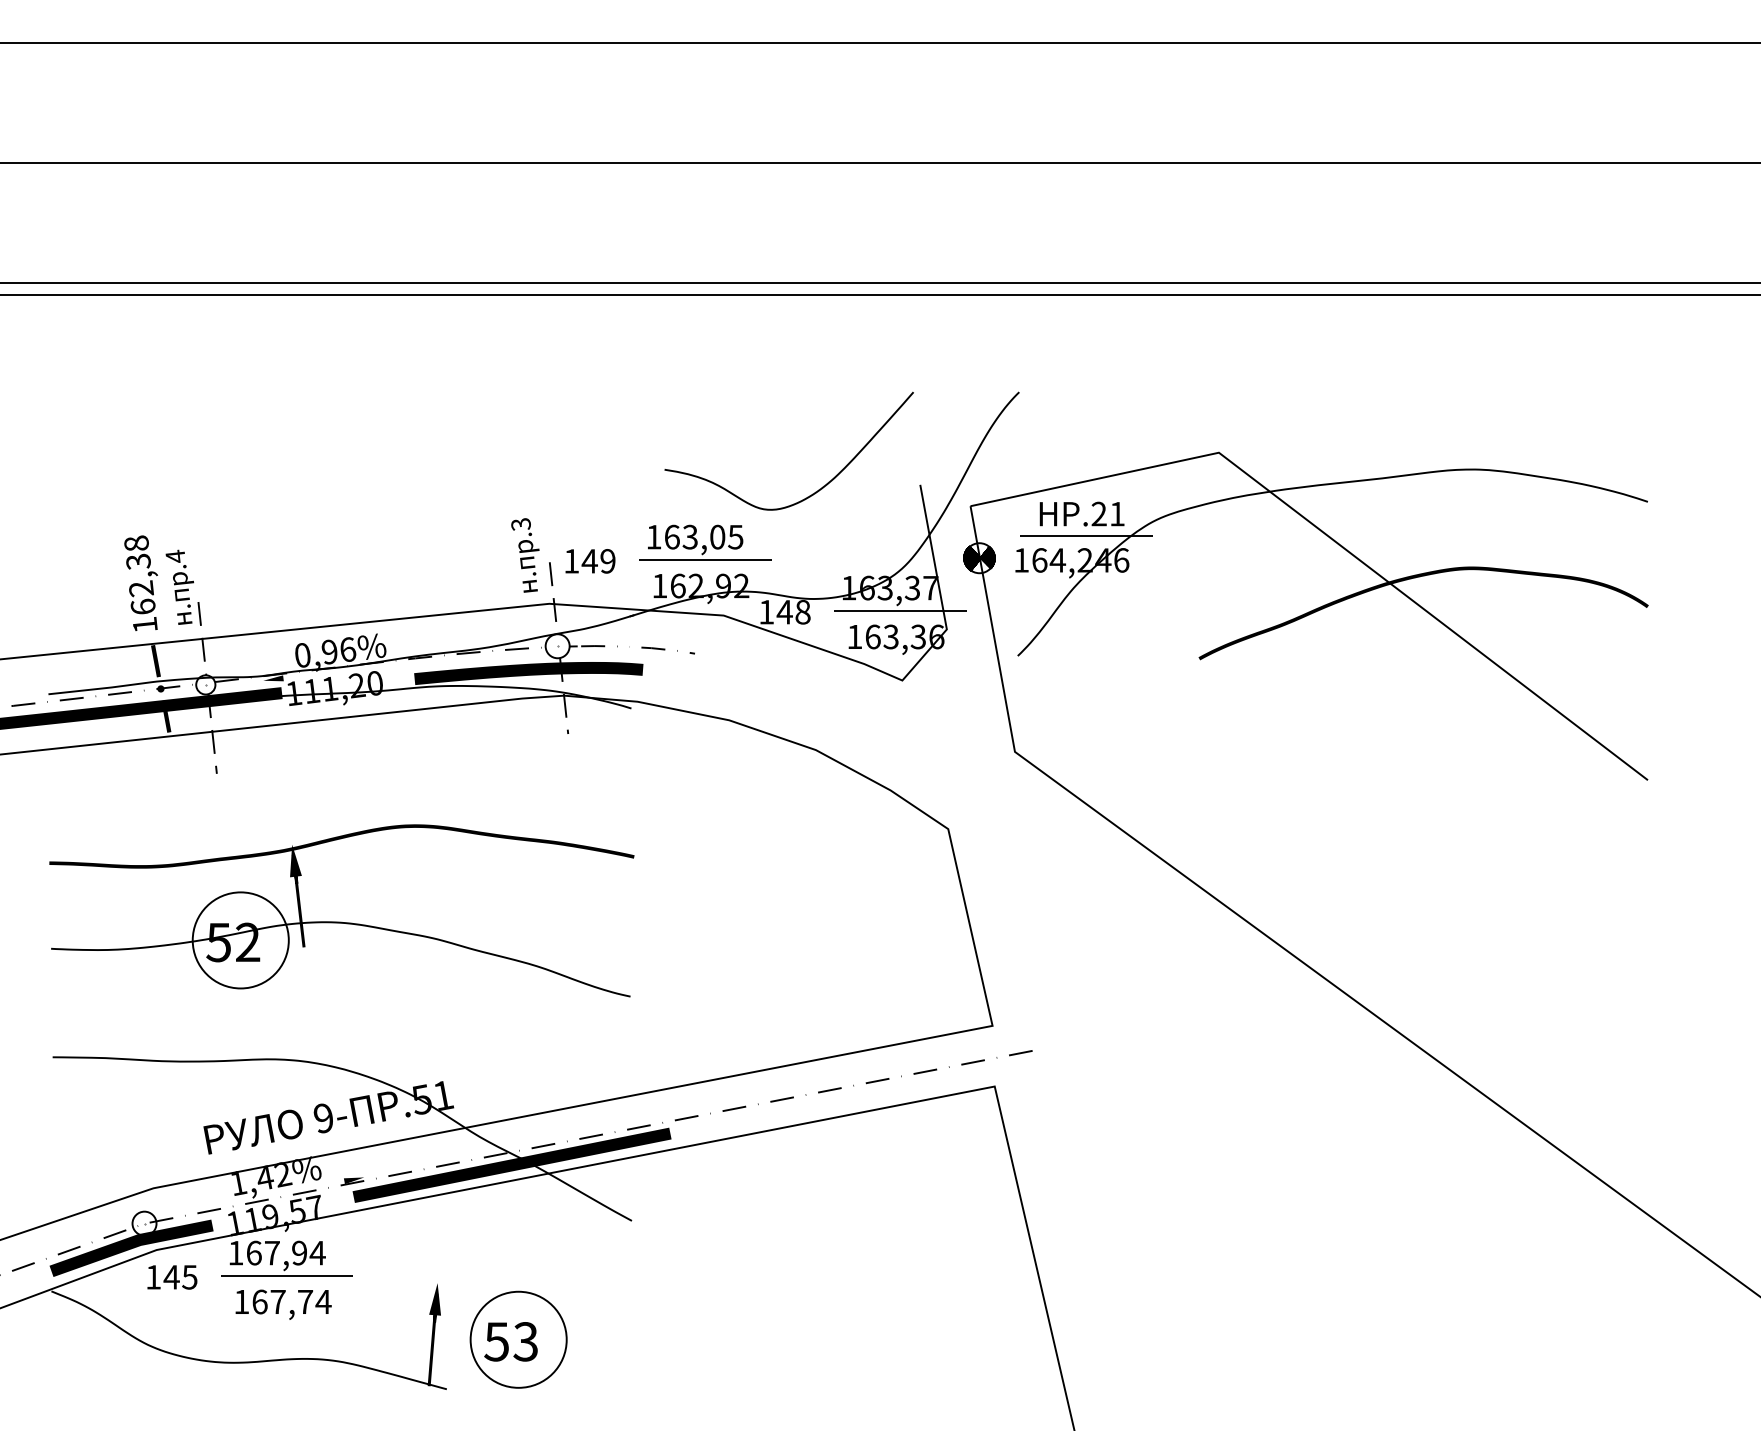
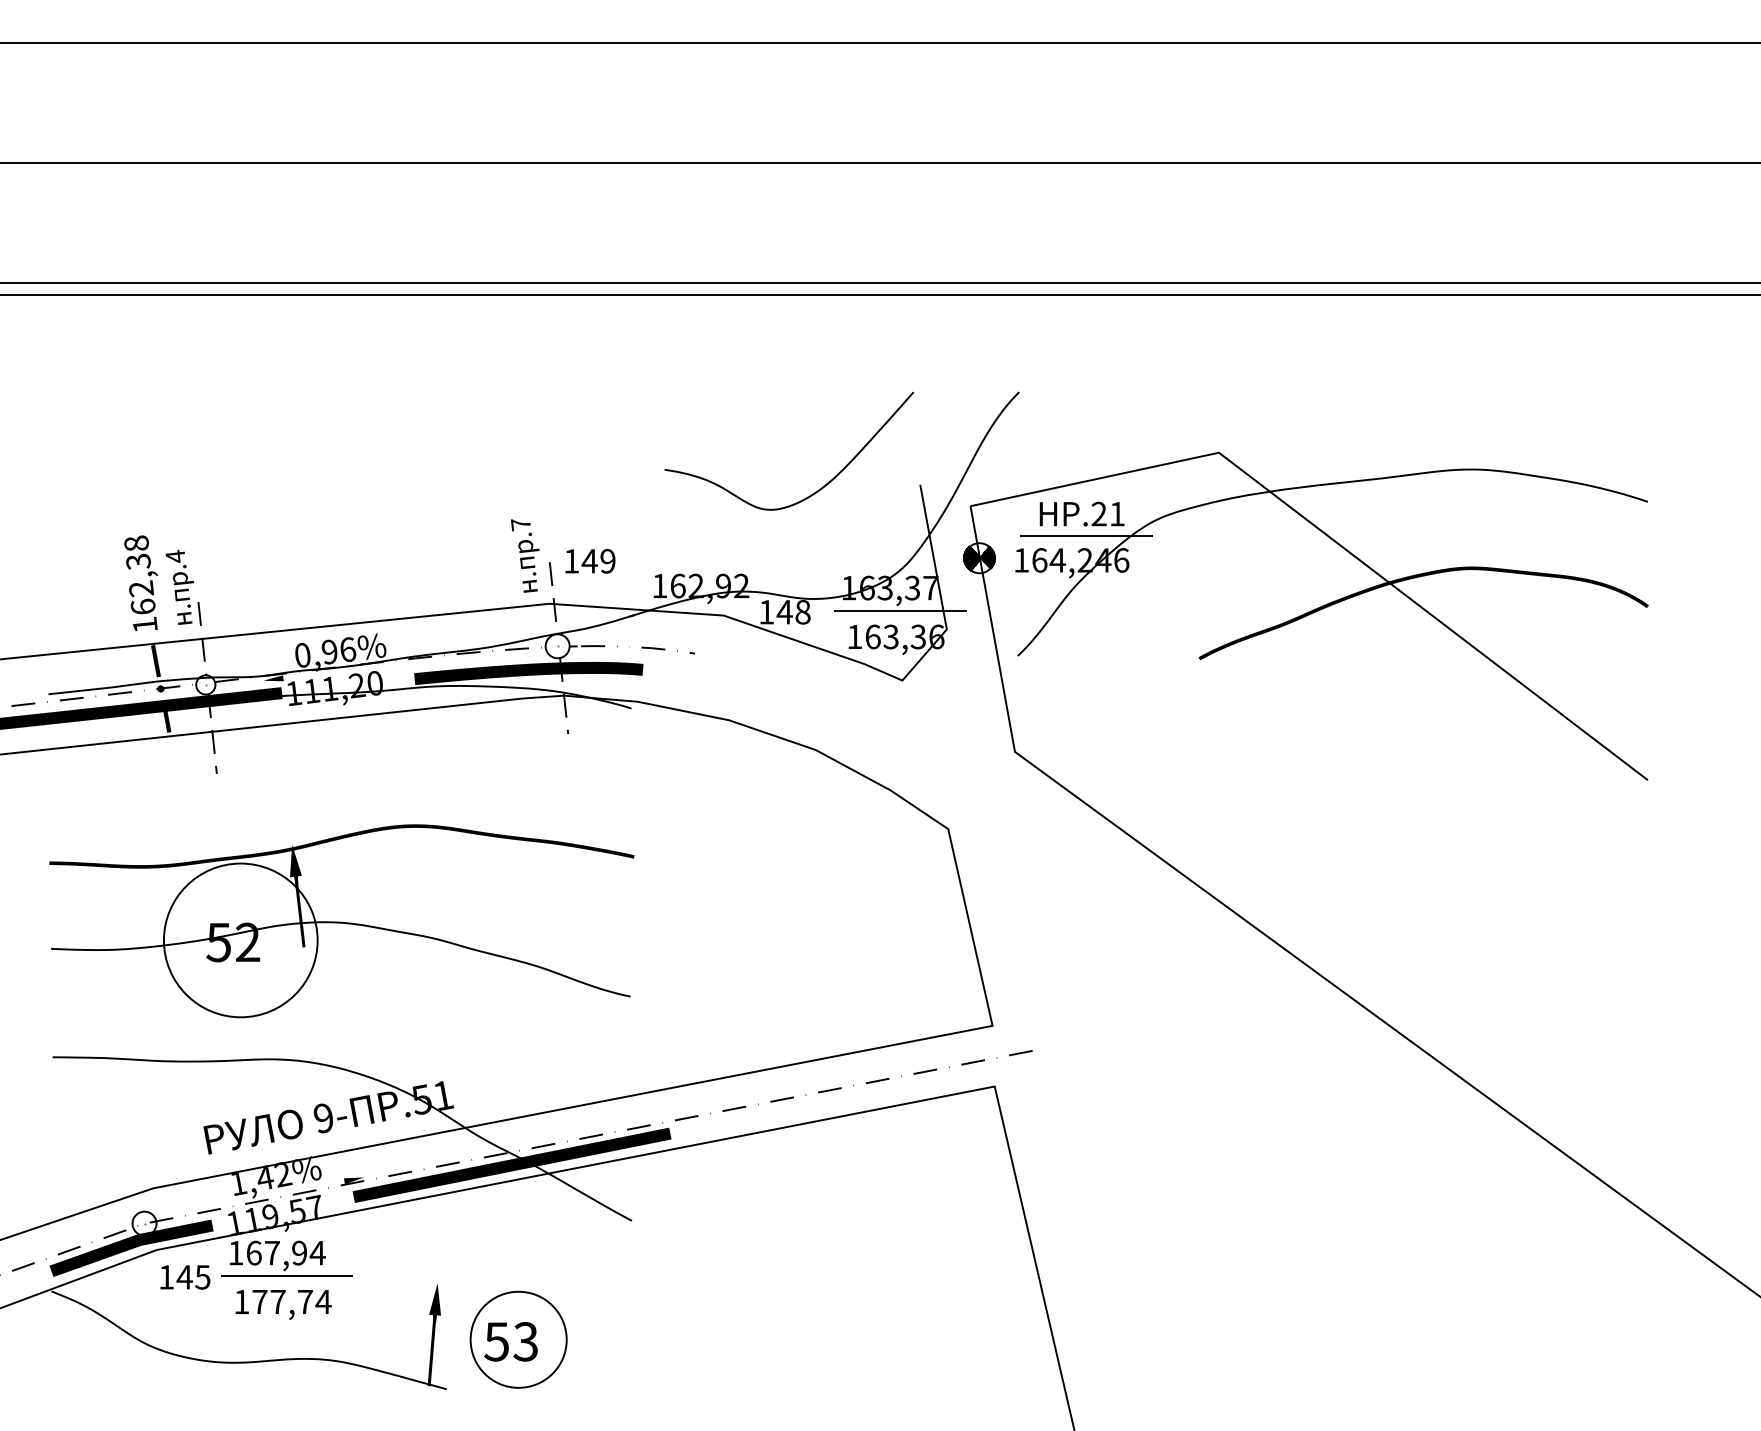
text: .3 -> .7 (520, 524)
part: present -> none (705, 542)
circle diameter: 96 px -> 154 px (240, 940)
text position: (172, 1277) -> (185, 1277) (185, 1277)
text: 167,74 -> 177,74 (259, 1301)
